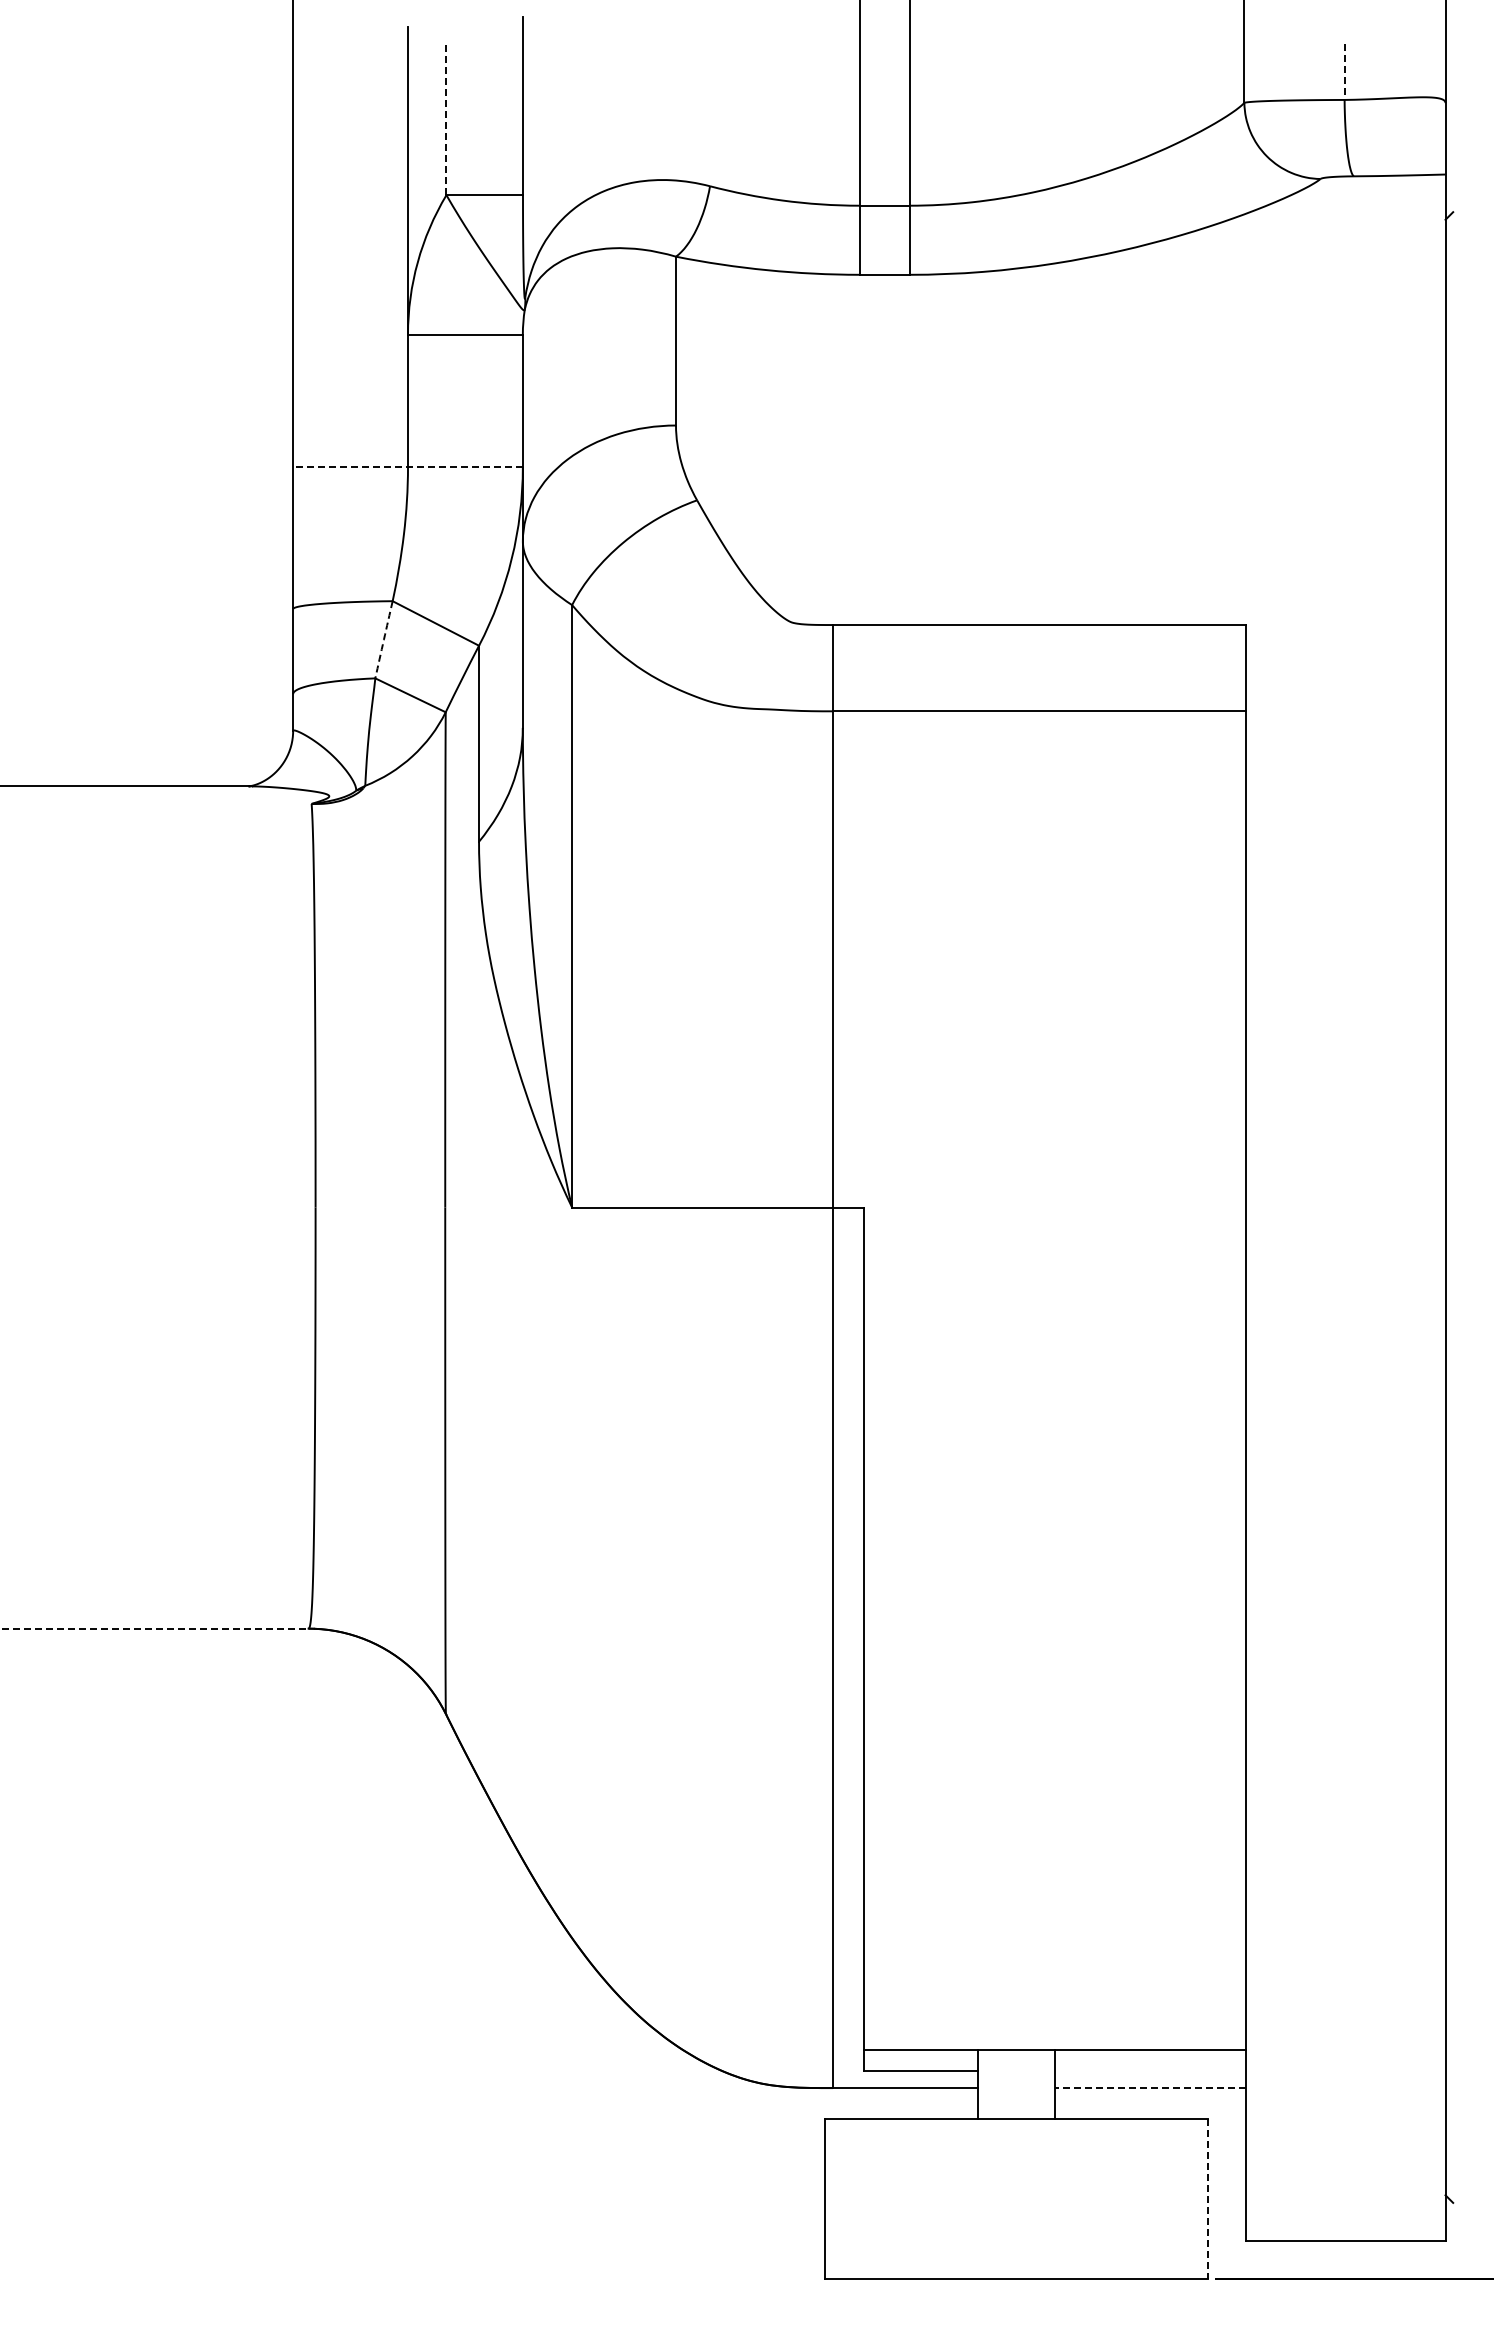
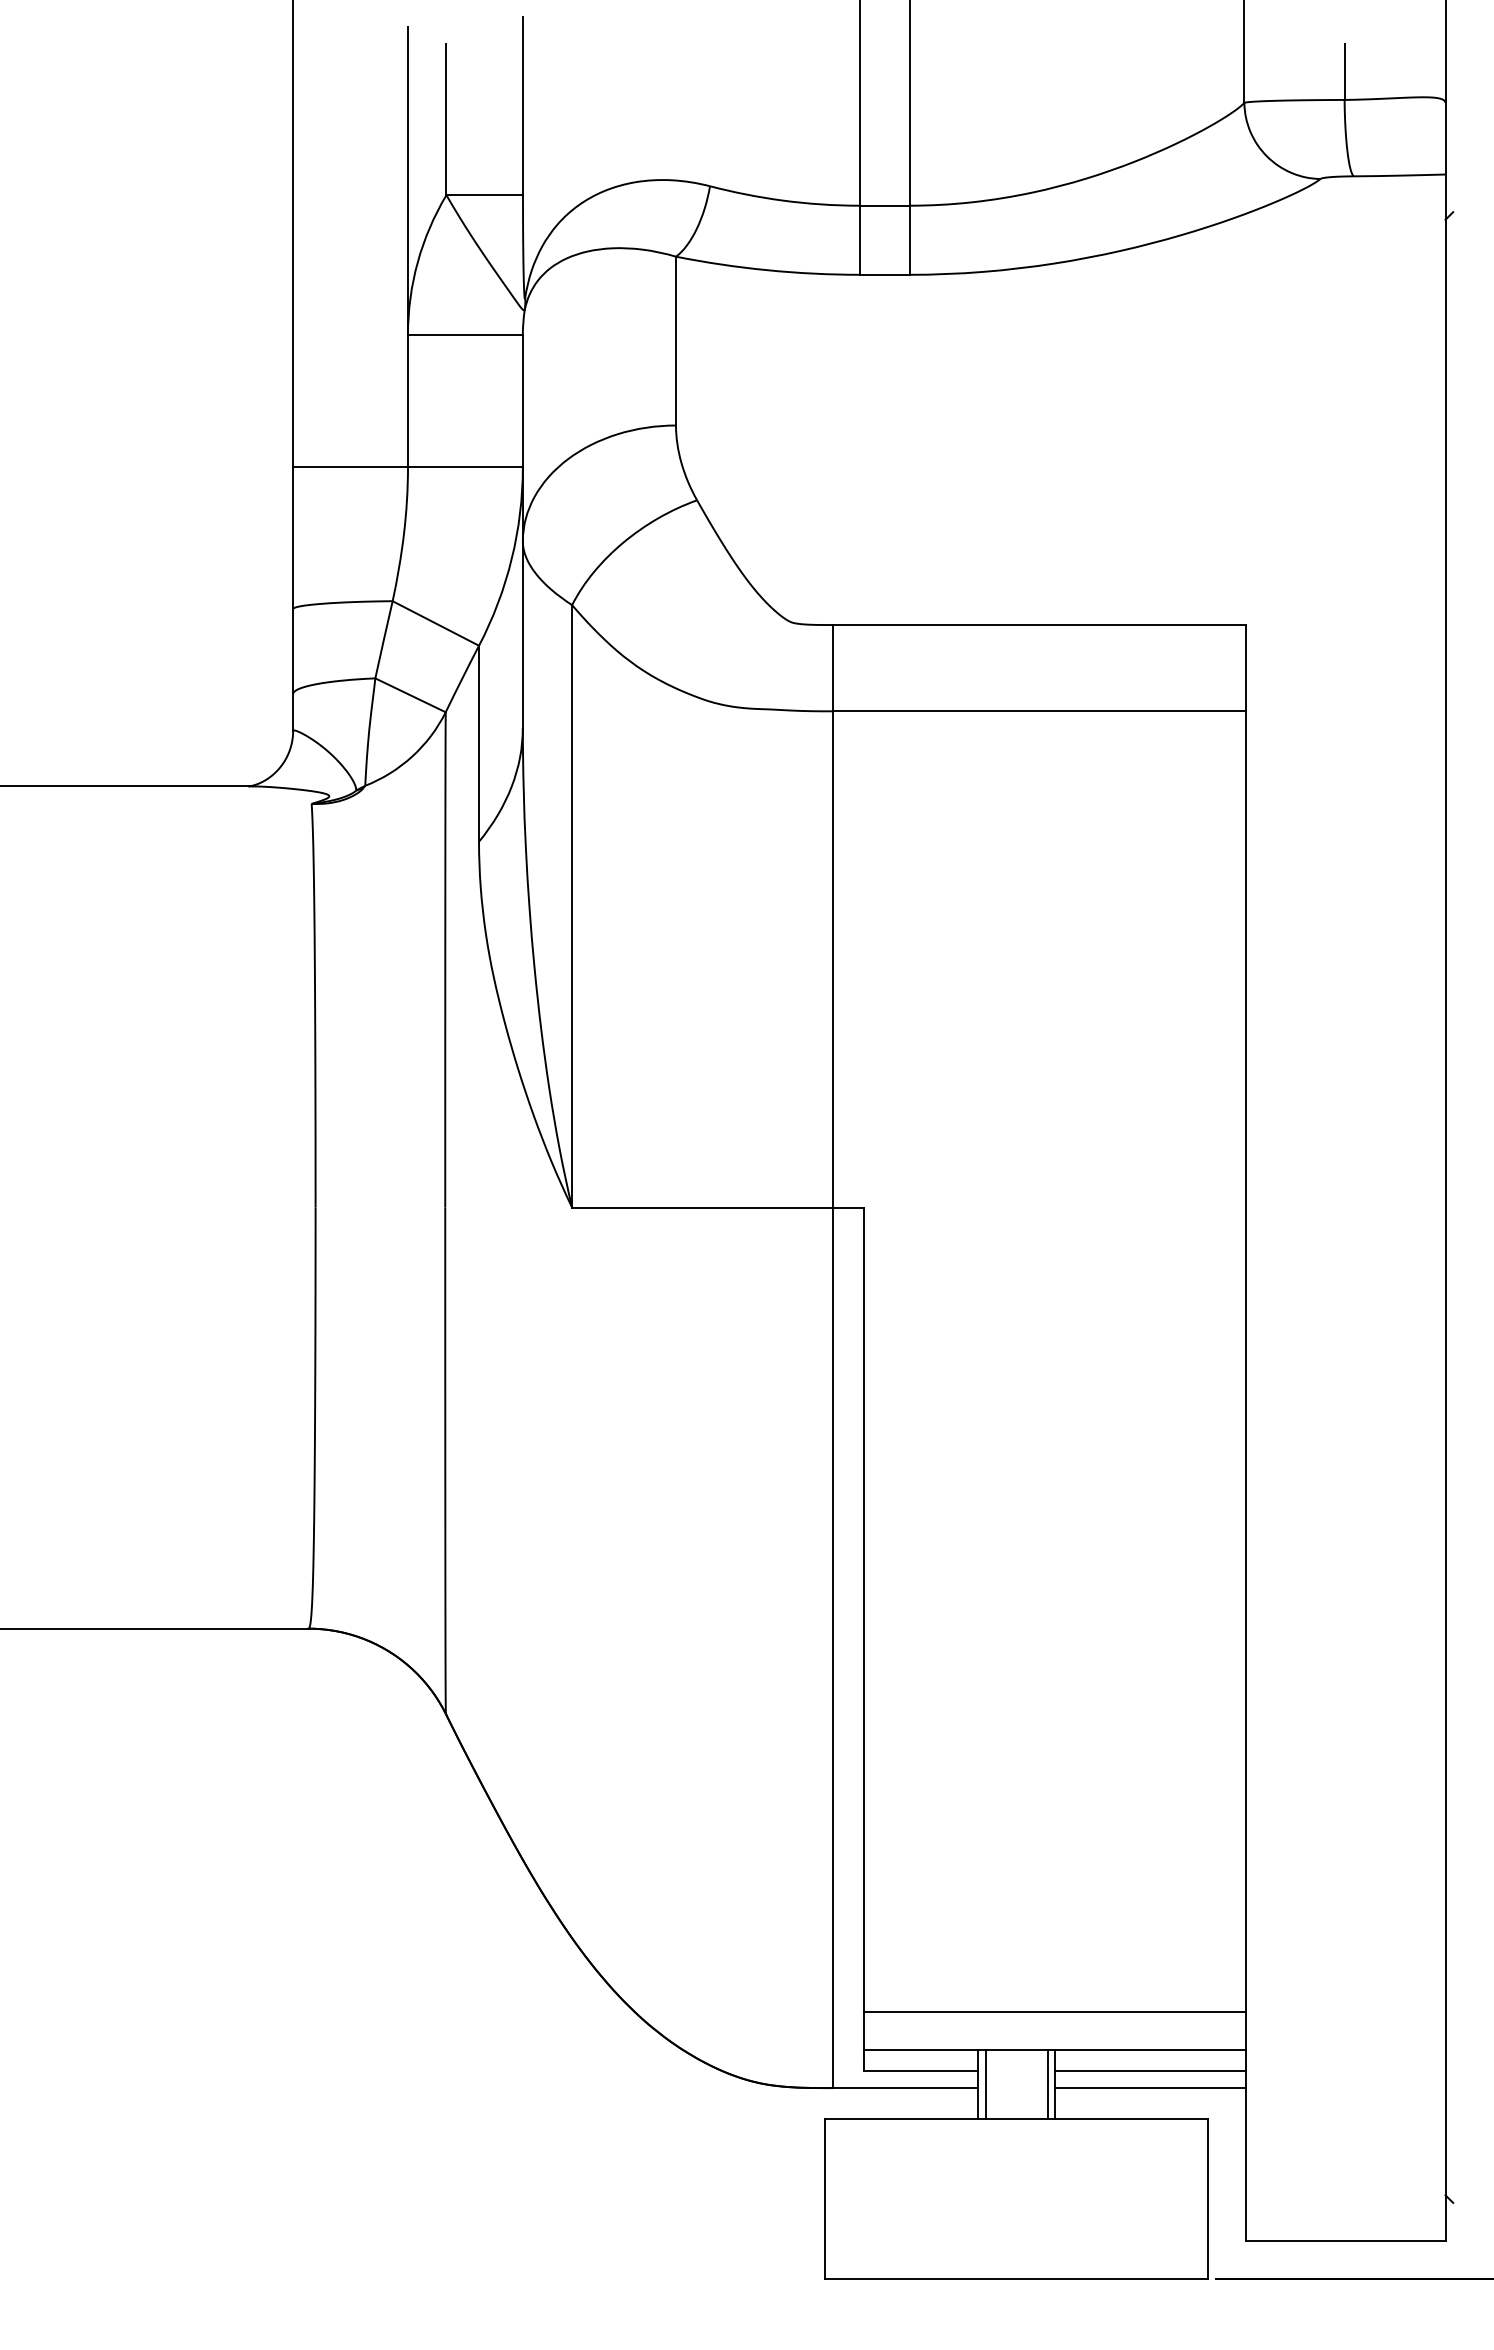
line: dashed -> solid (1344, 72)
line: dashed -> solid (446, 119)
line: dashed -> solid (408, 466)
arc: dashed -> solid (383, 639)
line: dashed -> solid (154, 1628)
line: none -> present (1054, 2011)
line: none -> present (1150, 2071)
line: none -> present (985, 2083)
line: none -> present (1047, 2083)
line: dashed -> solid (1150, 2088)
line: dashed -> solid (1208, 2199)
